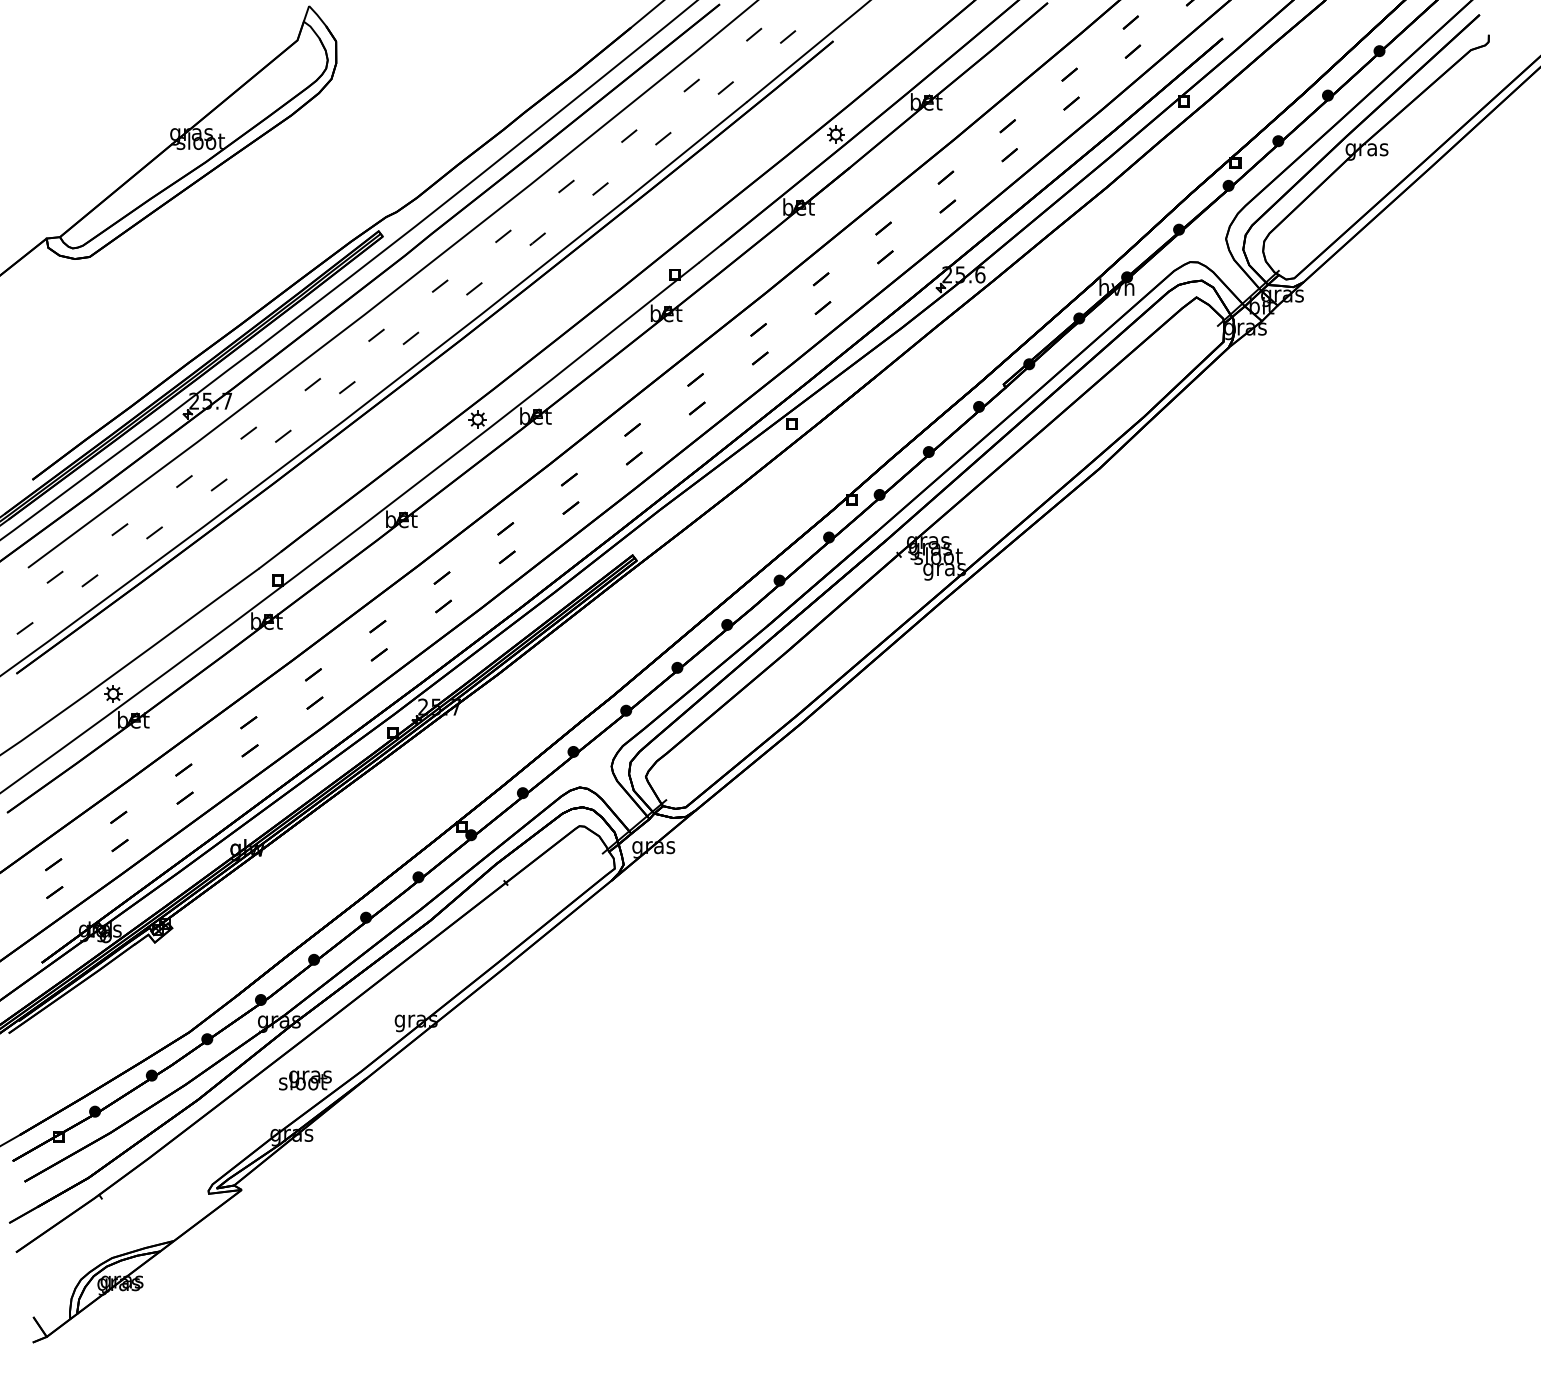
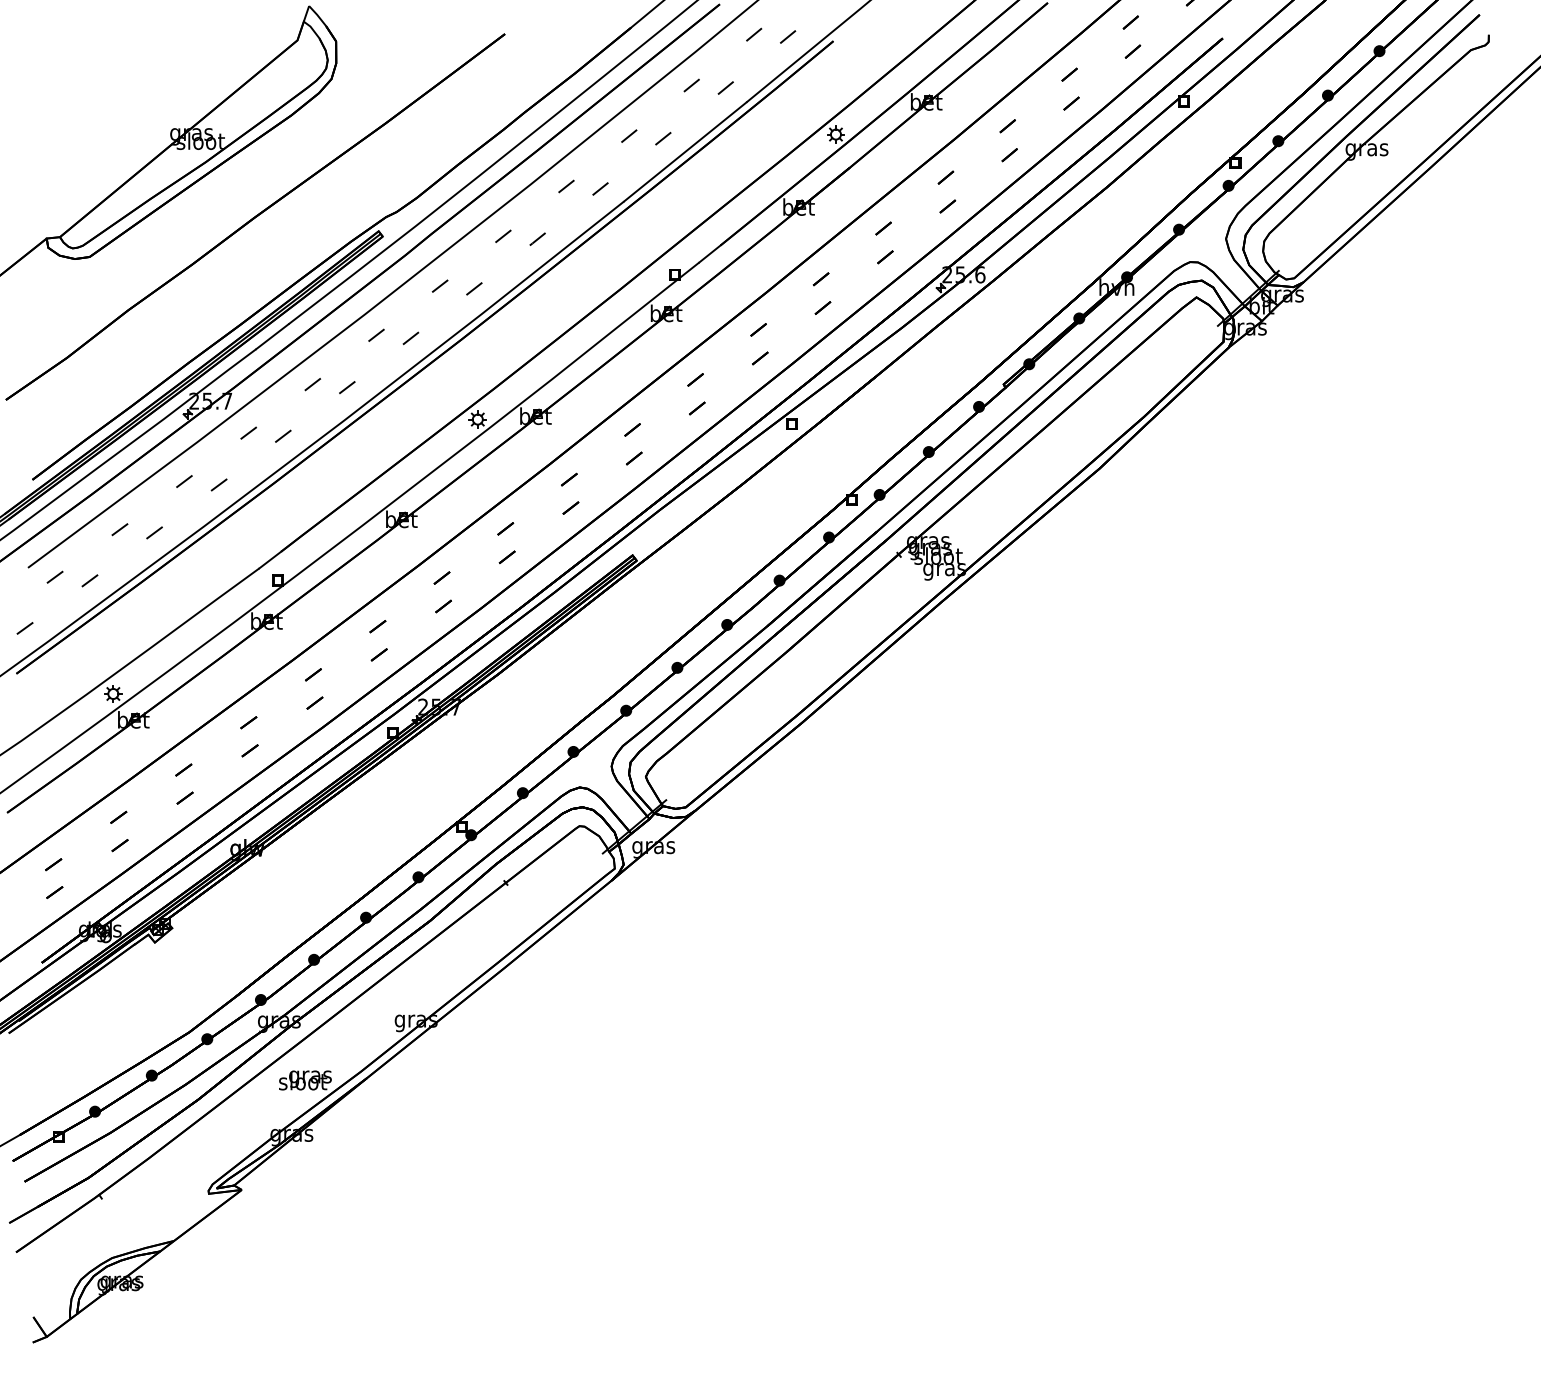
part: none -> present (255, 216)
